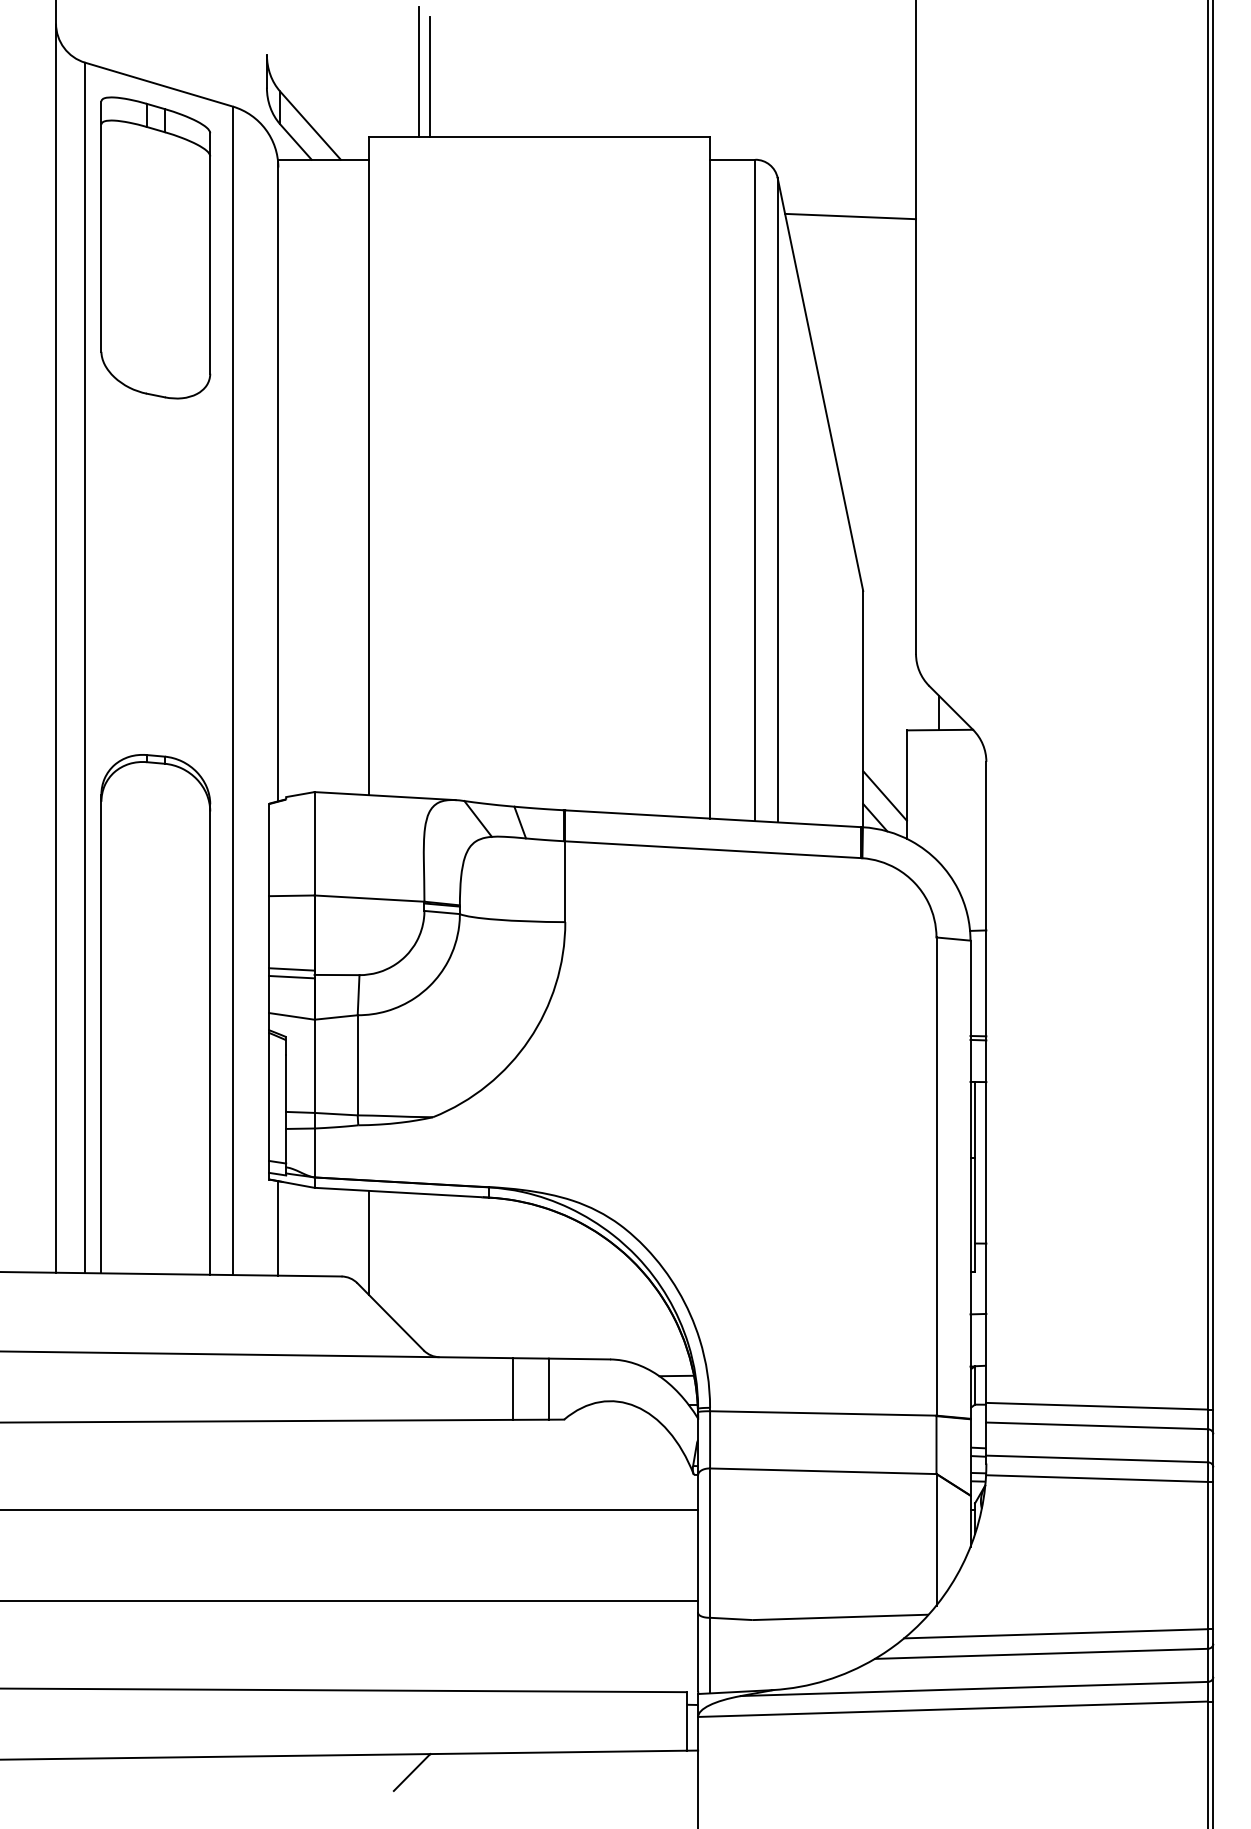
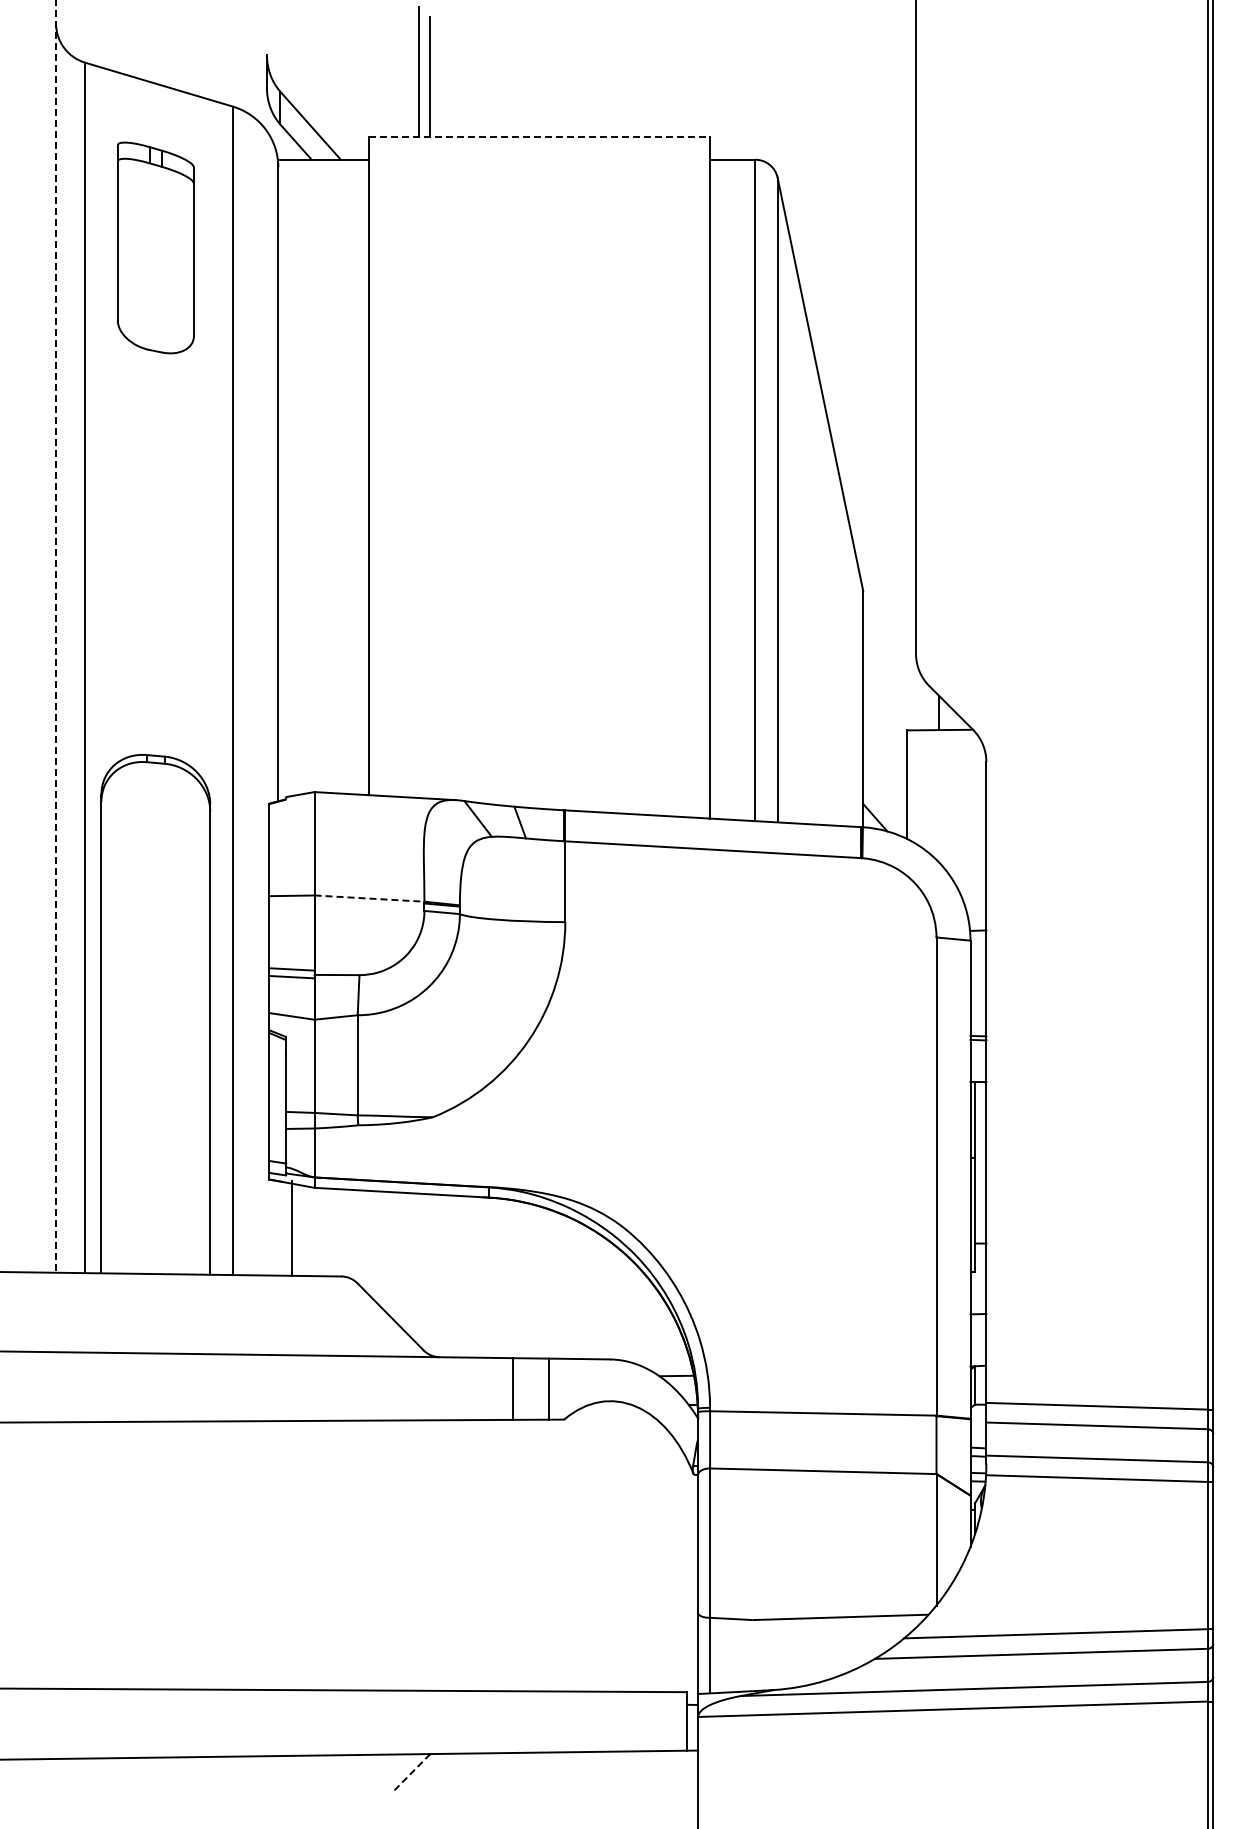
line: solid -> dashed (539, 137)
line: present -> none (850, 216)
part size: 112x304 px -> 79x214 px (155, 247)
line: solid -> dashed (56, 637)
line: present -> none (884, 795)
line: solid -> dashed (370, 898)
line position: (278, 1228) -> (292, 1228) (292, 1228)
line: present -> none (369, 1242)
line: present -> none (350, 1510)
line: present -> none (350, 1600)
line: solid -> dashed (412, 1772)
